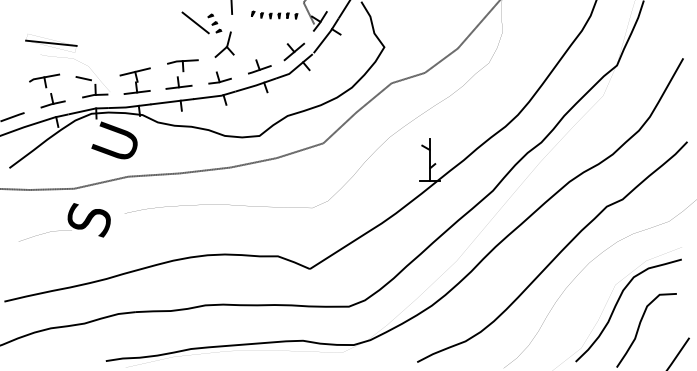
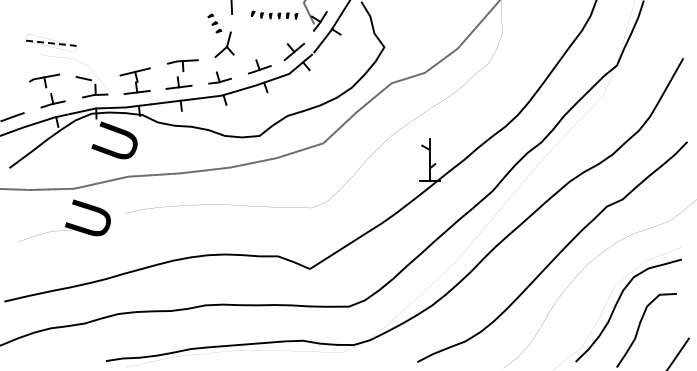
line: present -> none (195, 22)
line: solid -> dashed (51, 43)
text: S -> U (87, 218)
